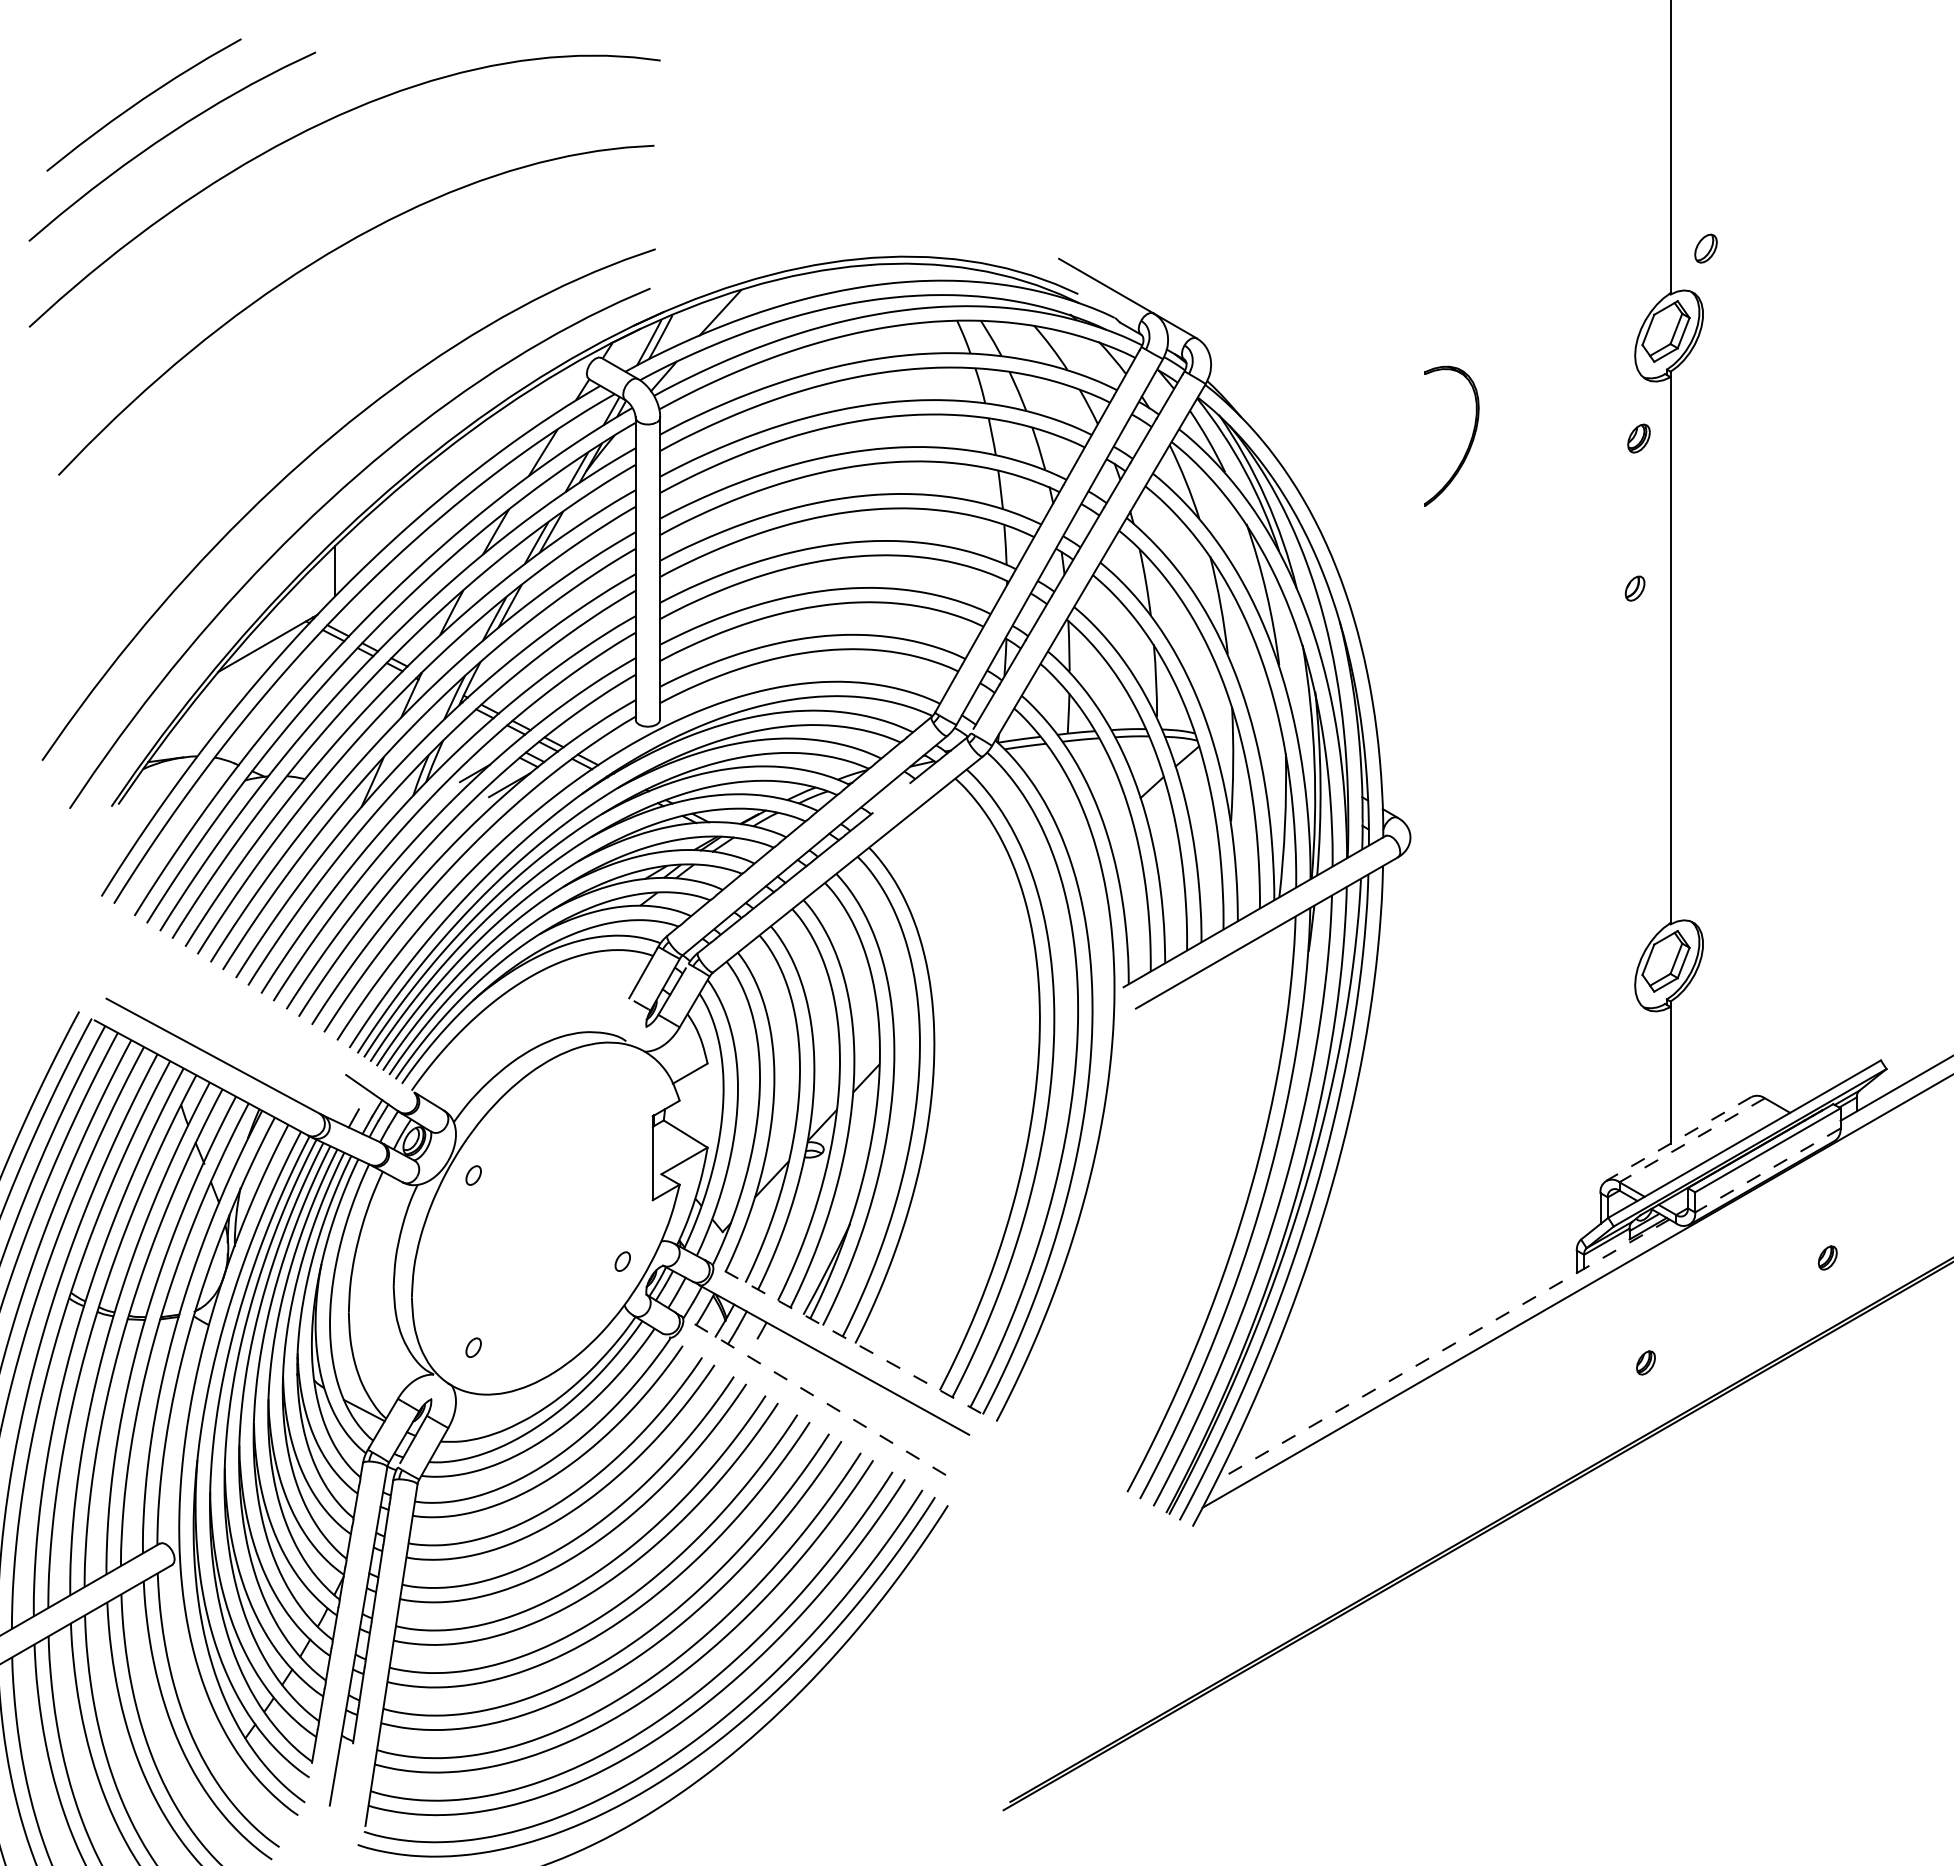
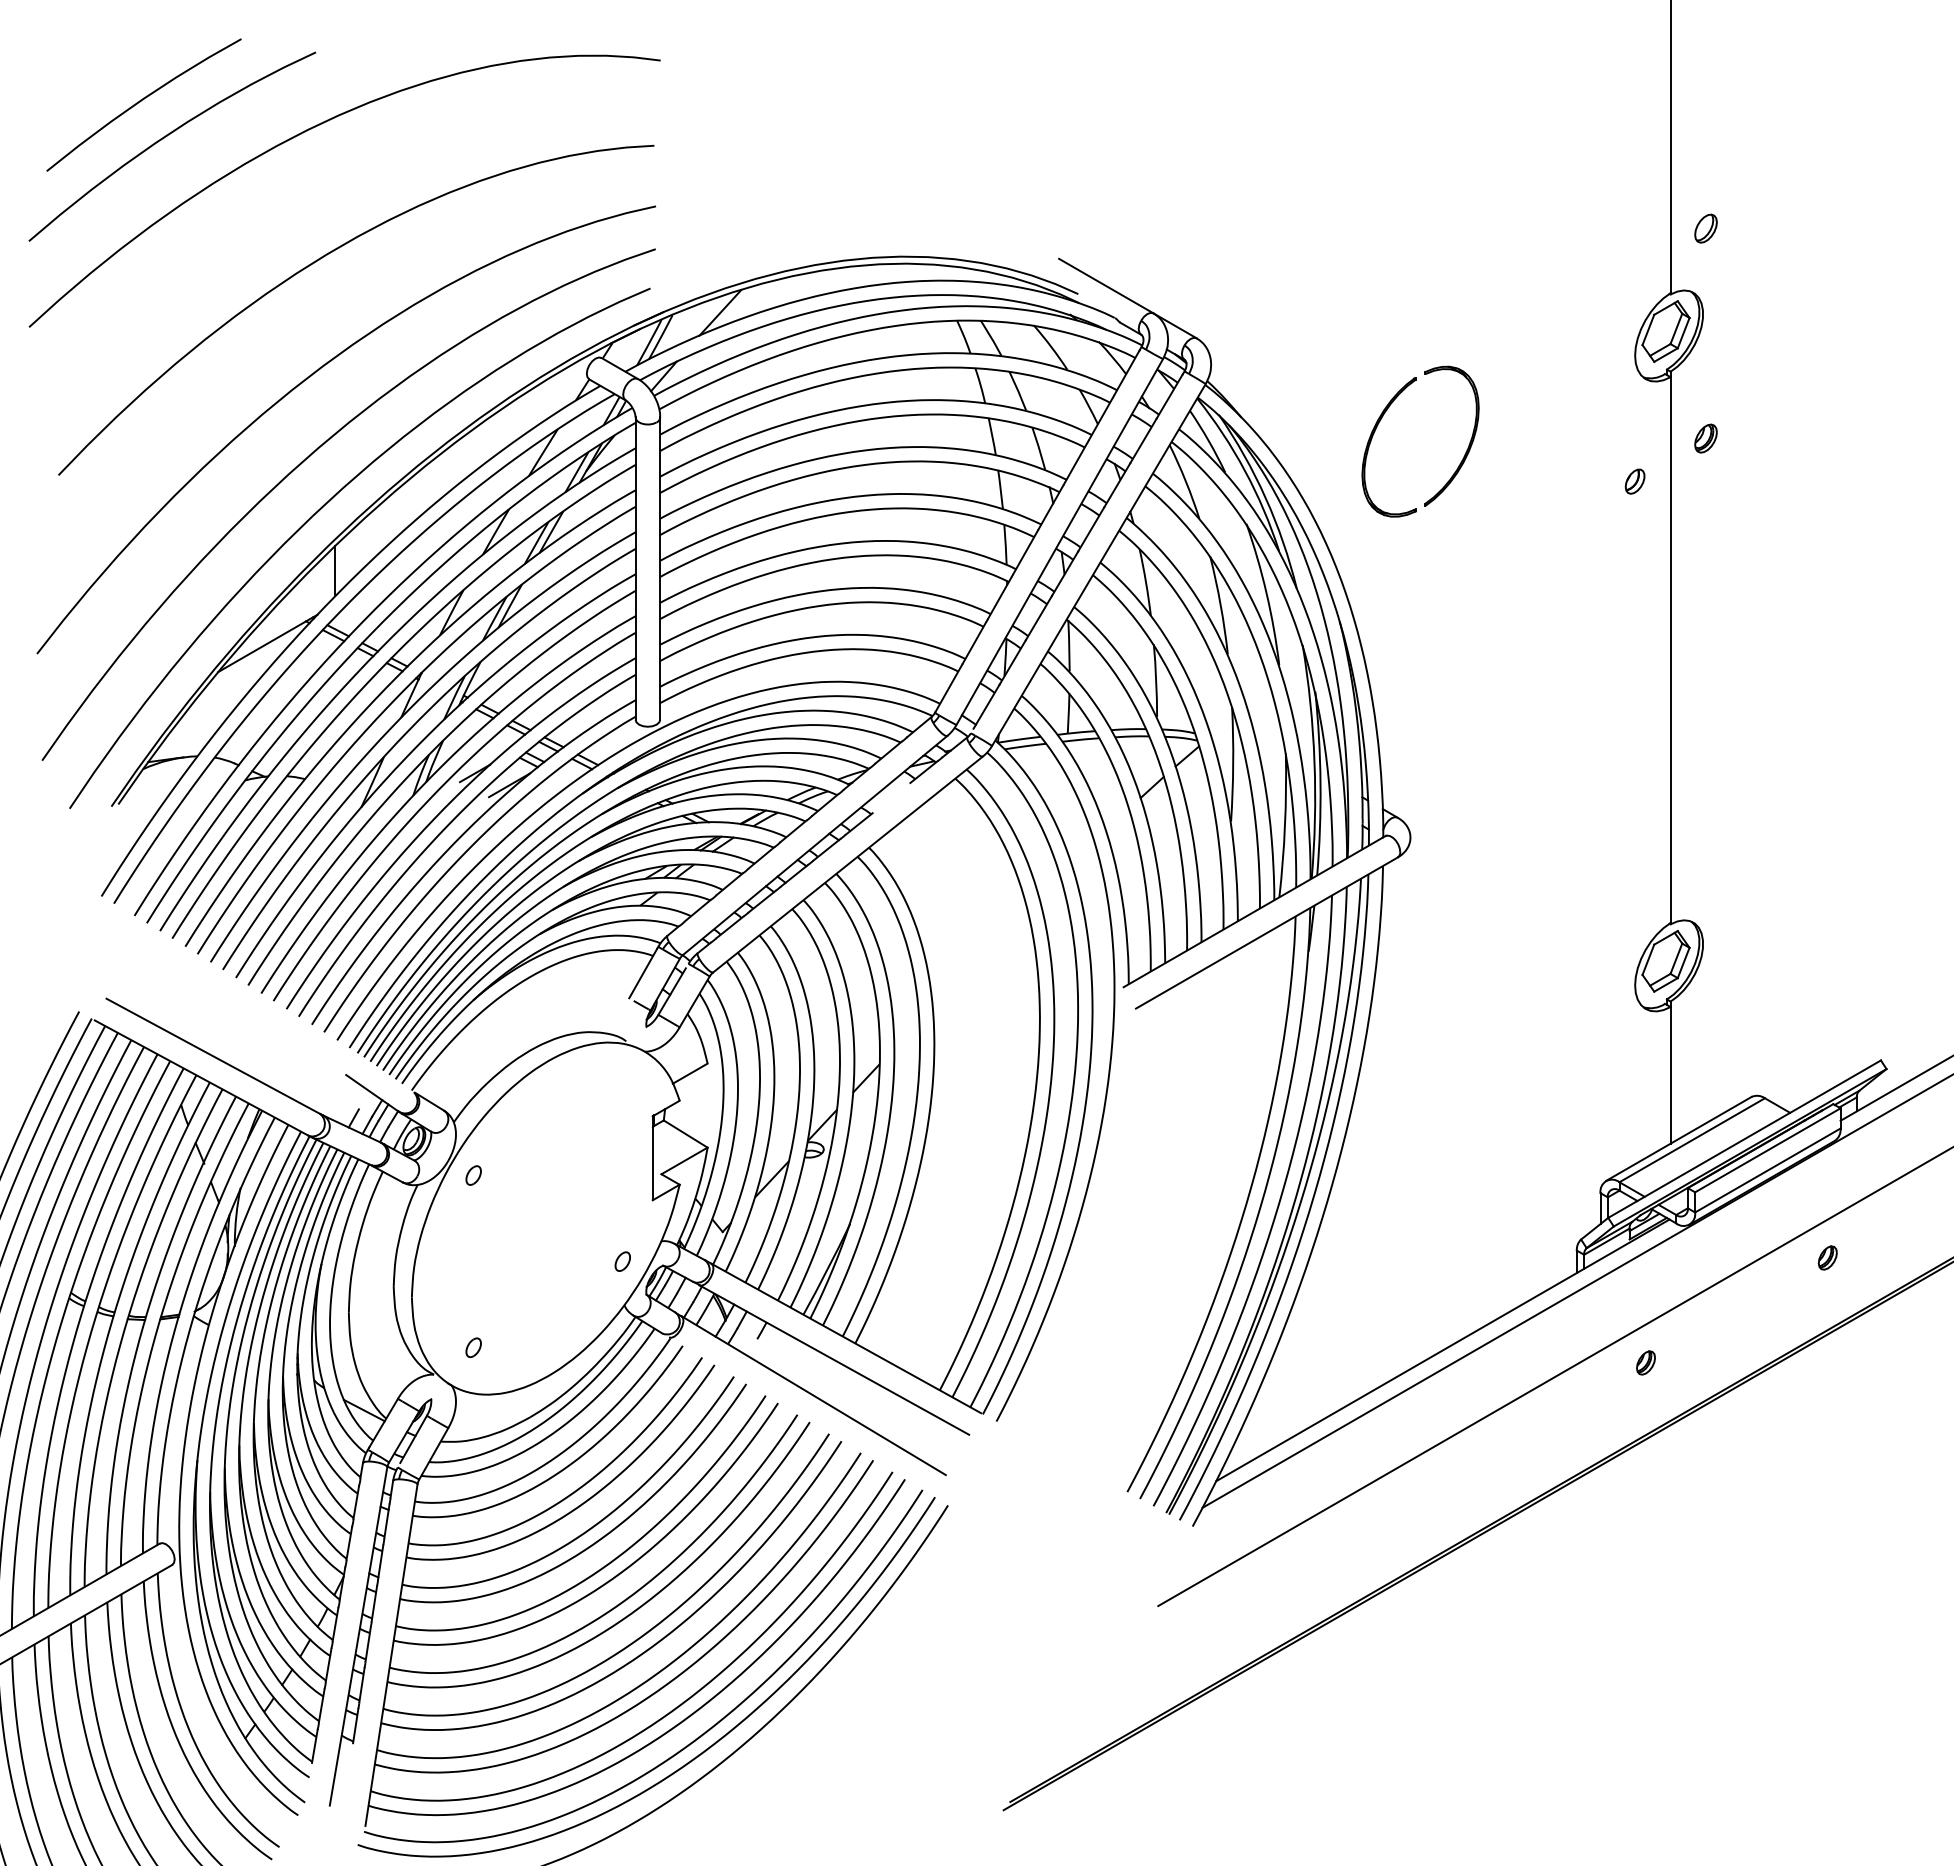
part position: (1705, 248) -> (1705, 228) (1705, 228)
curve: none -> present (306, 380)
part position: (1638, 438) -> (1705, 438) (1705, 438)
part: none -> present (1372, 439)
part position: (1634, 588) -> (1634, 481) (1634, 481)
line: dashed -> solid (1678, 1138)
line: dashed -> solid (1692, 1140)
line: dashed -> solid (1767, 1170)
line: dashed -> solid (845, 1338)
line: dashed -> solid (1442, 1350)
line: none -> present (1554, 1377)
line: dashed -> solid (813, 1395)
